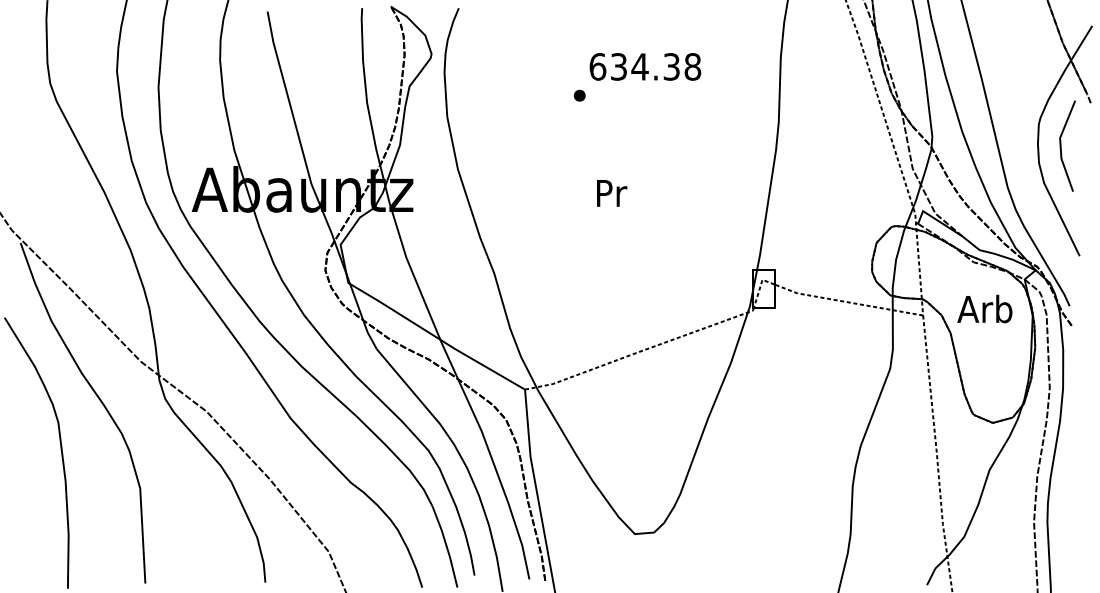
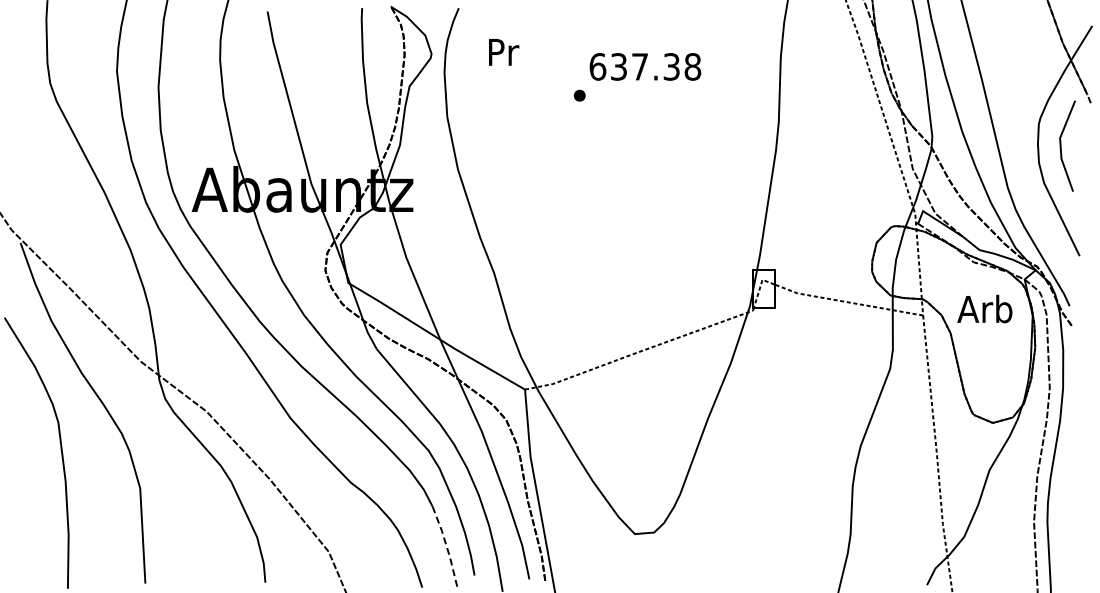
text: 634.38 -> 637.38 (639, 66)
text position: (612, 193) -> (504, 52) (504, 52)
line: solid -> dashed (446, 546)
